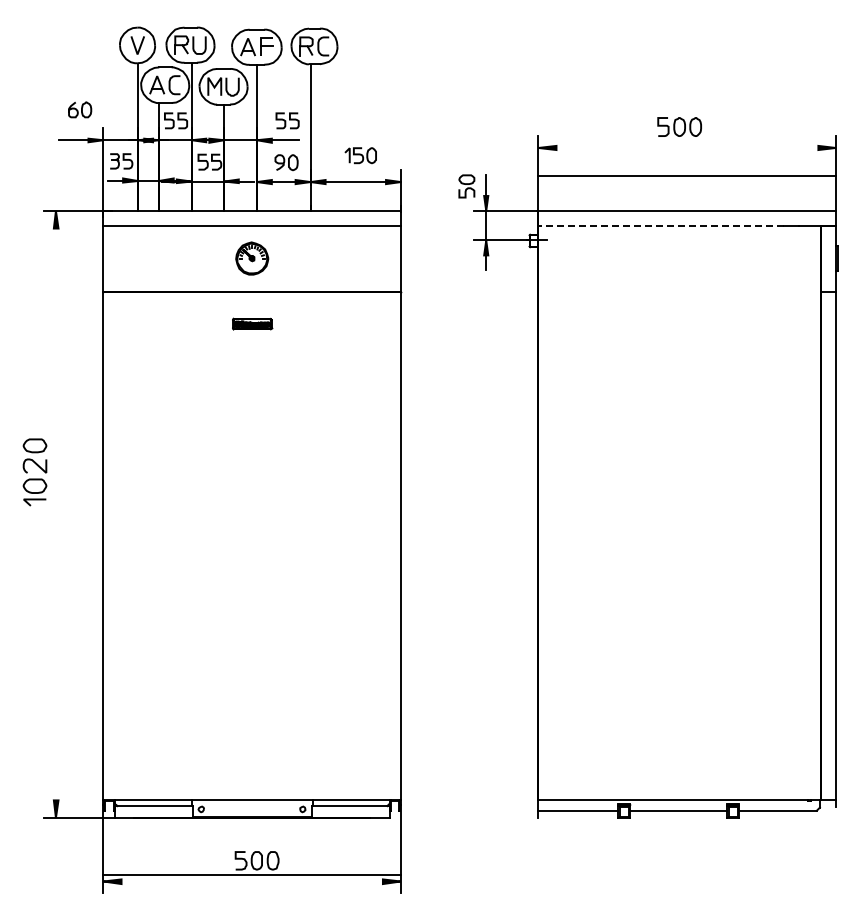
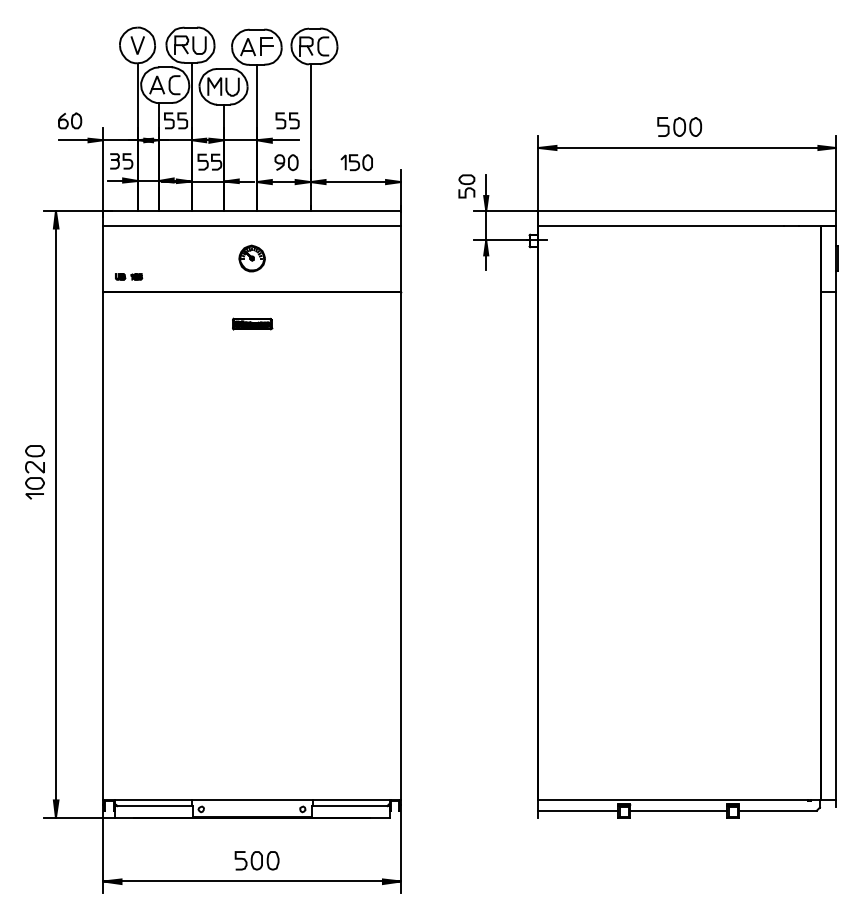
part position: (80, 109) -> (70, 120) (70, 120)
part position: (360, 155) -> (356, 162) (356, 162)
line position: (686, 175) -> (686, 147) (686, 147)
line: dashed -> solid (661, 225)
part size: 35x35 px -> 28x29 px (251, 258)
part: none -> present (129, 276)
part size: 26x69 px -> 20x55 px (34, 472)
line: none -> present (55, 514)
line position: (252, 875) -> (252, 881) (252, 881)
